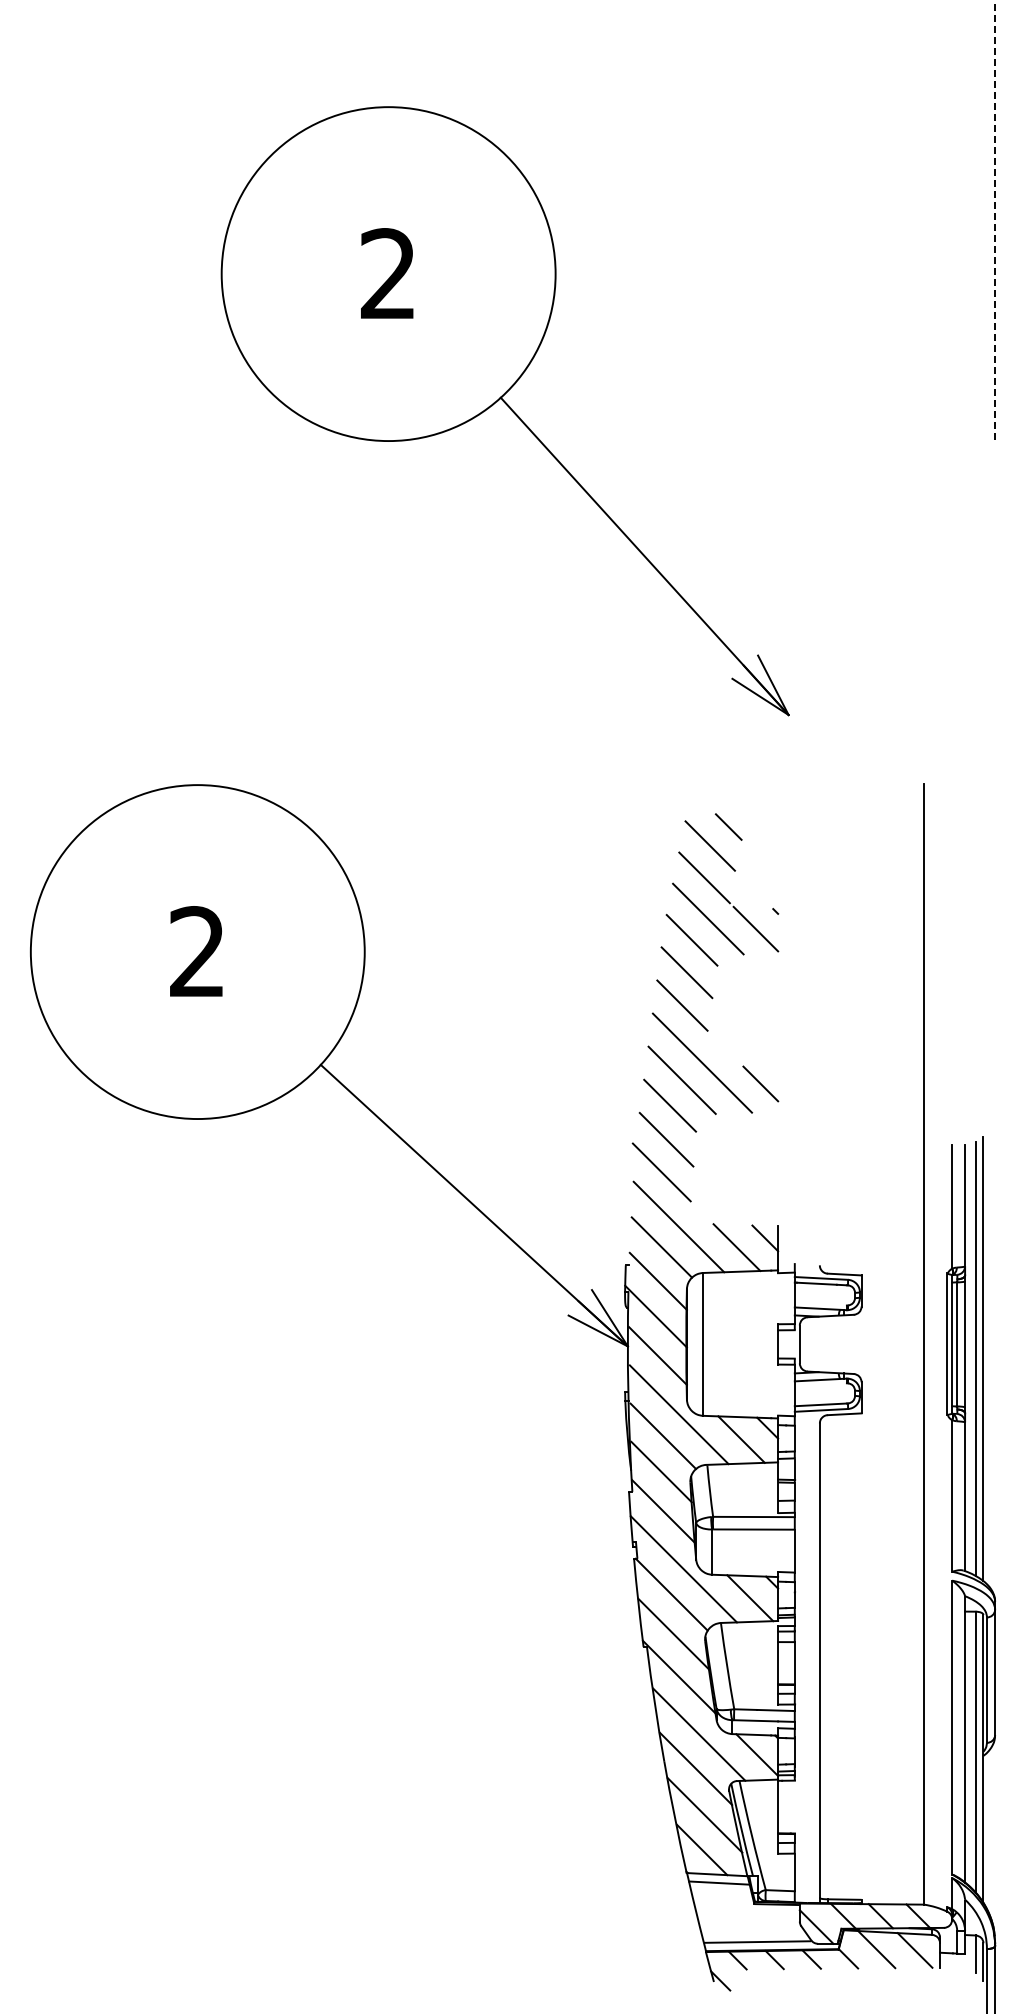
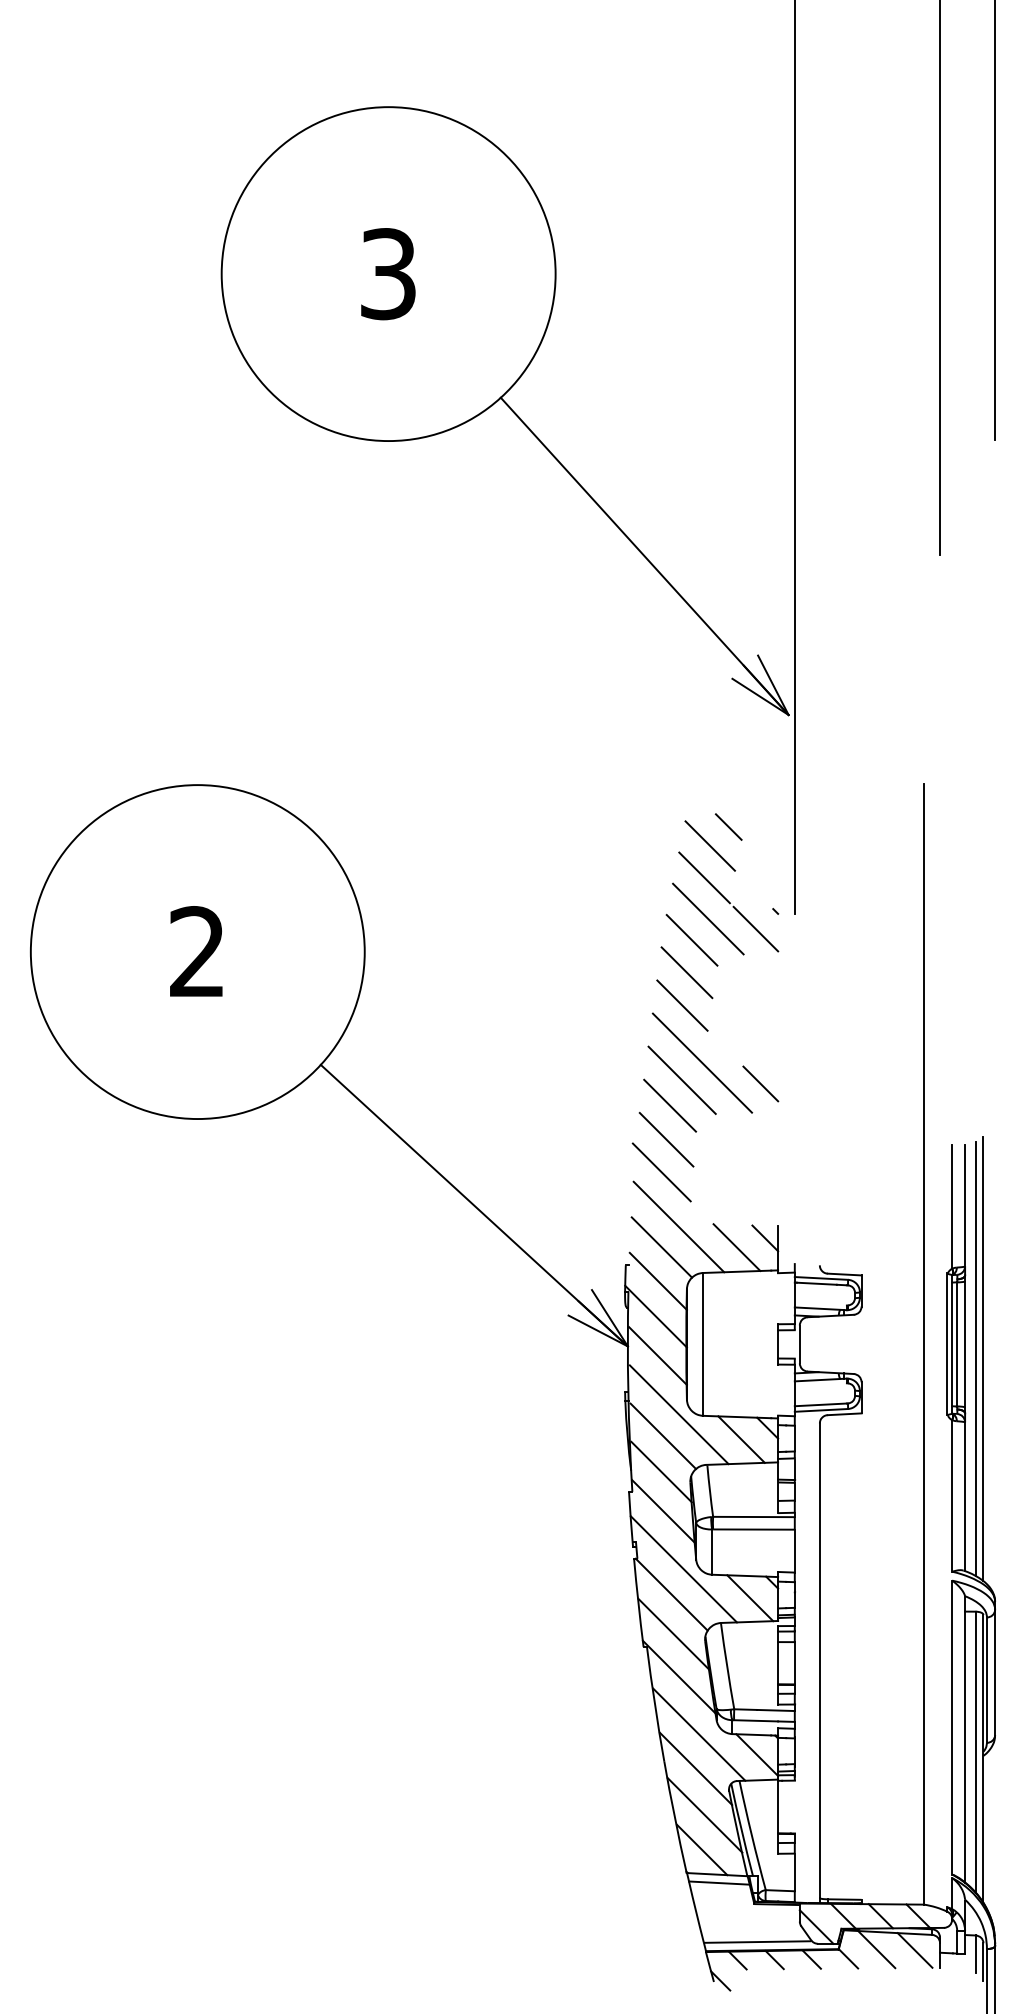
line: dashed -> solid (995, 220)
text: 2 -> 3 (388, 274)
line: none -> present (940, 278)
line: none -> present (794, 458)
